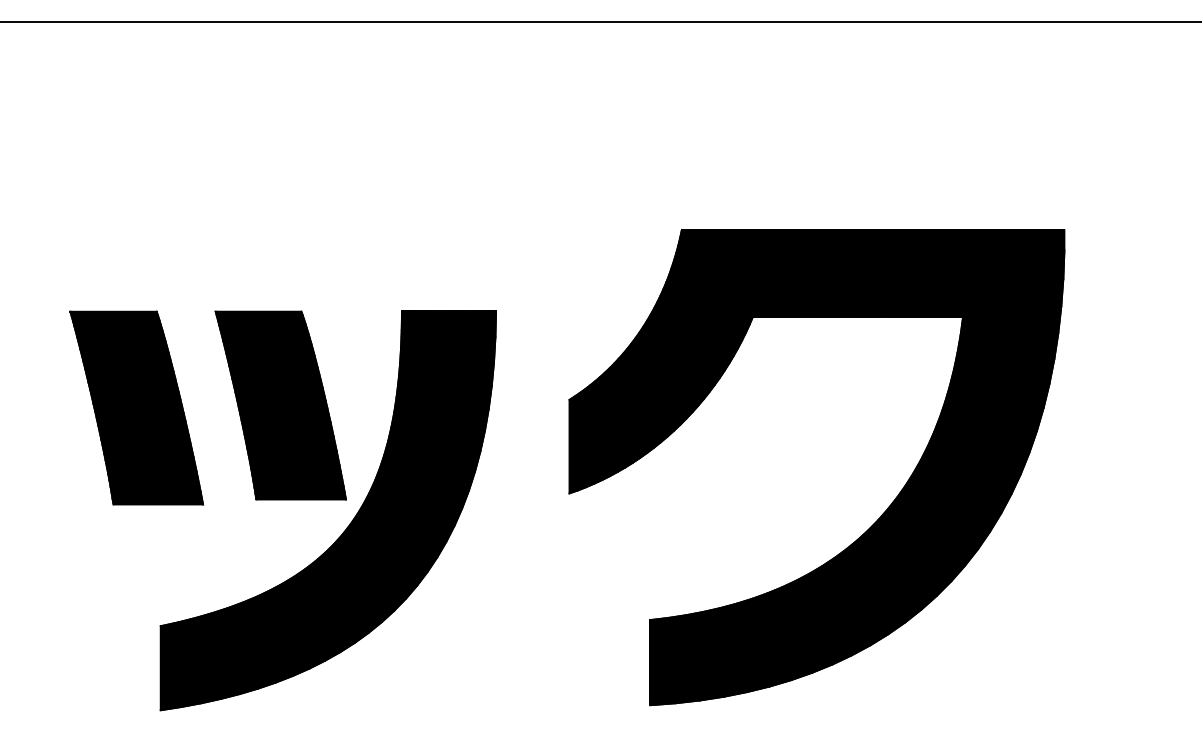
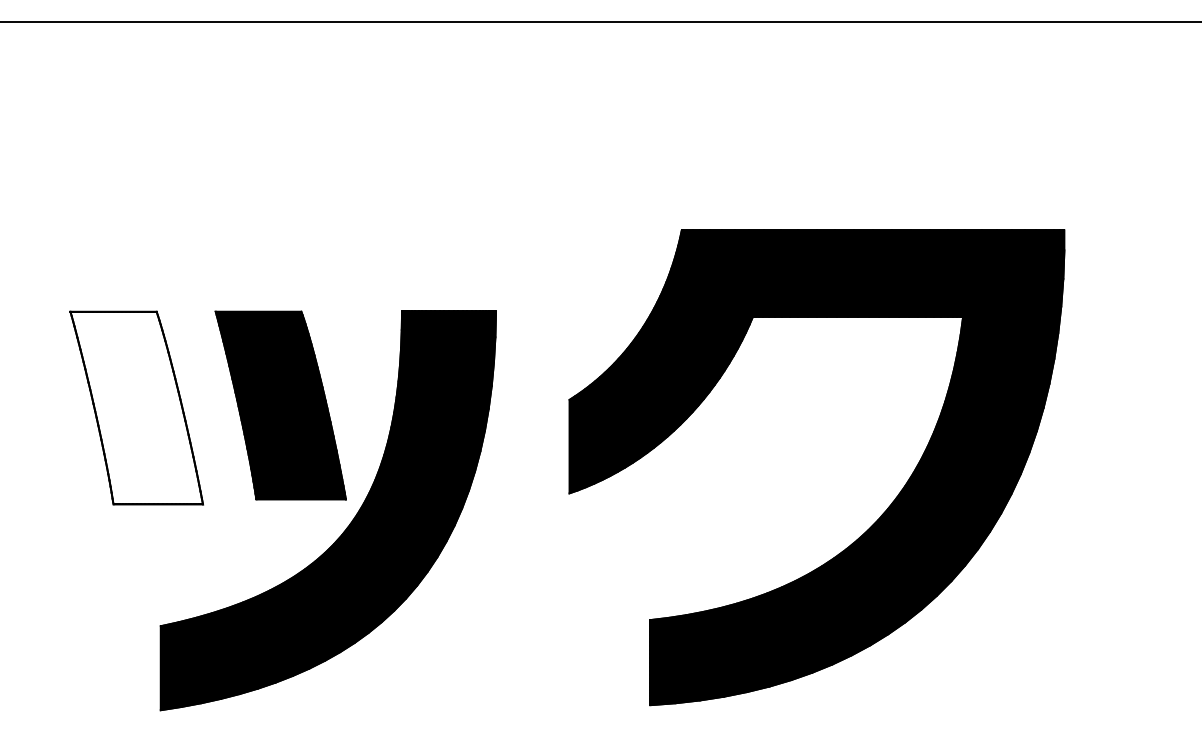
fill: present -> none (136, 407)
